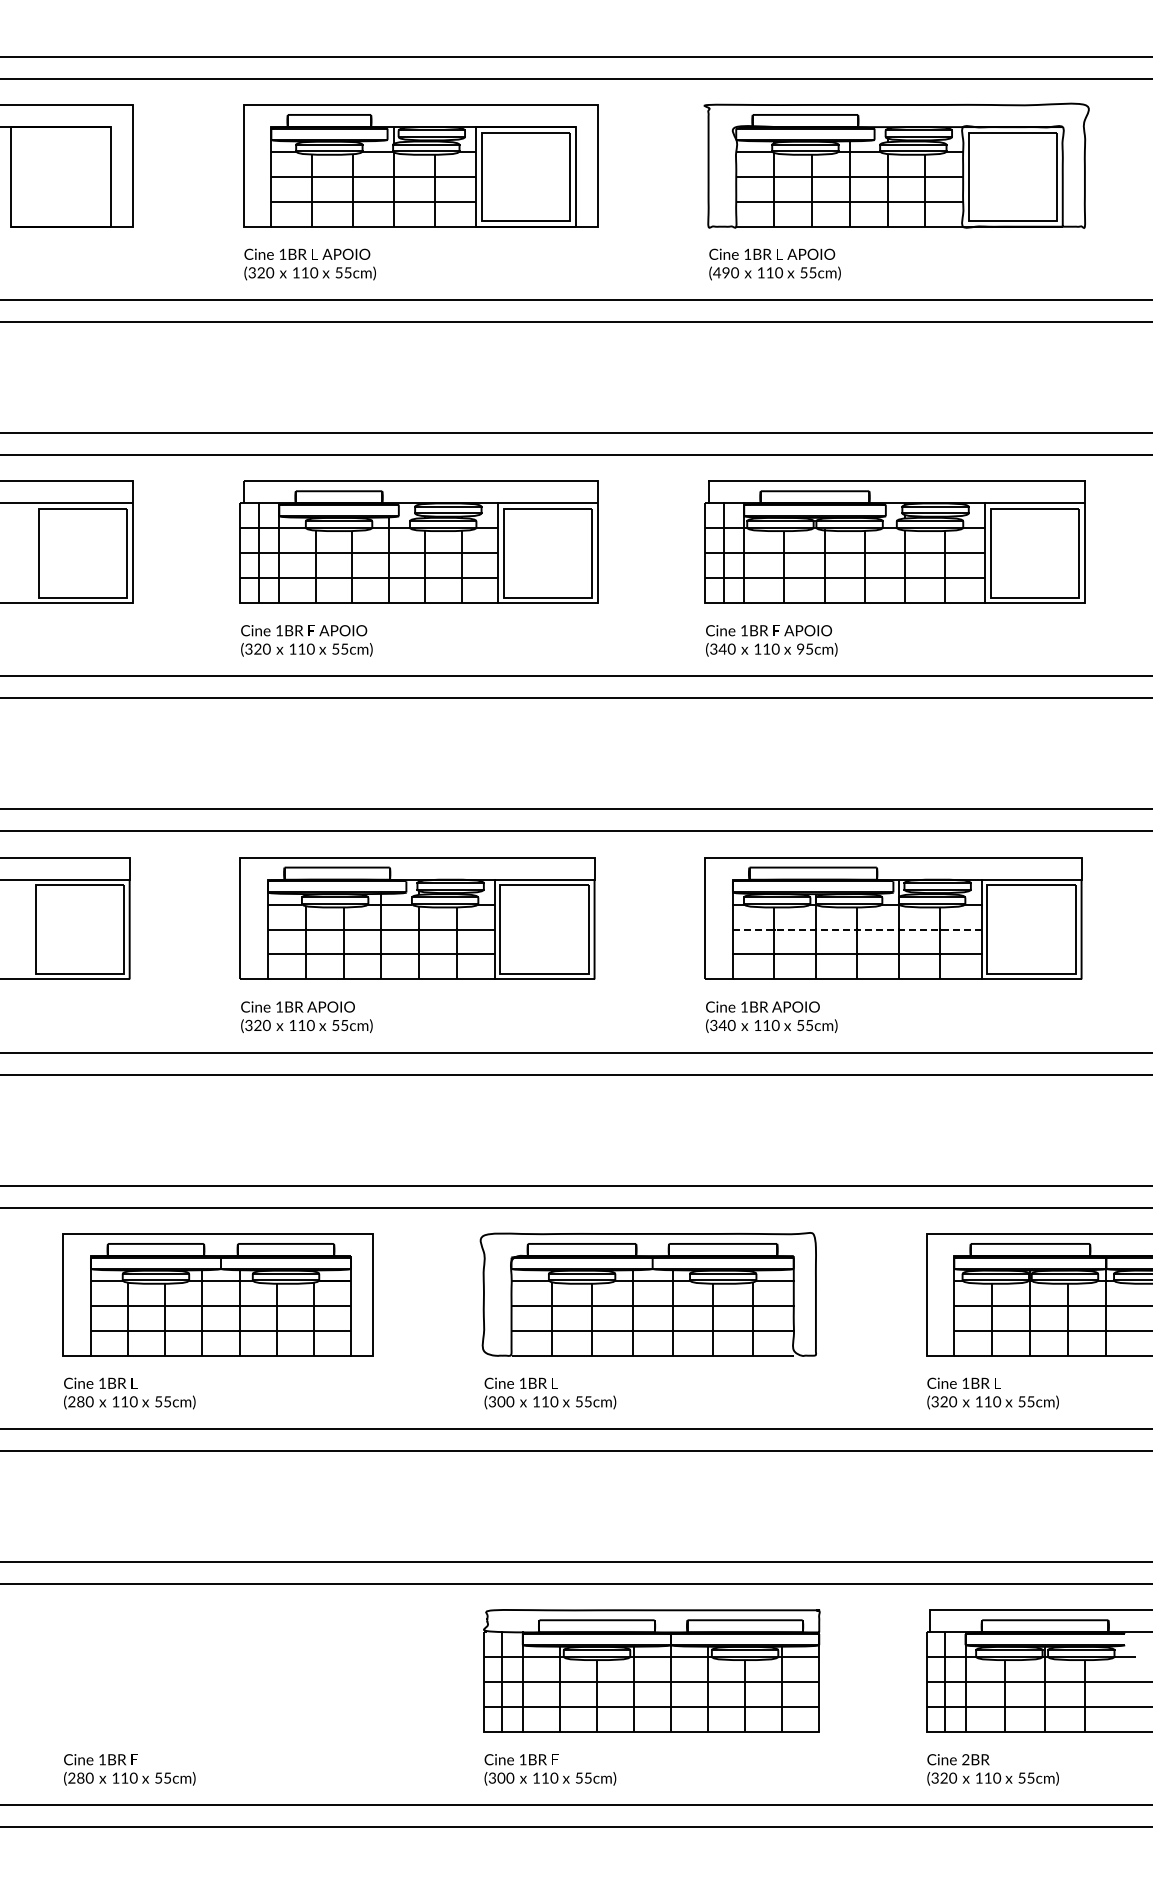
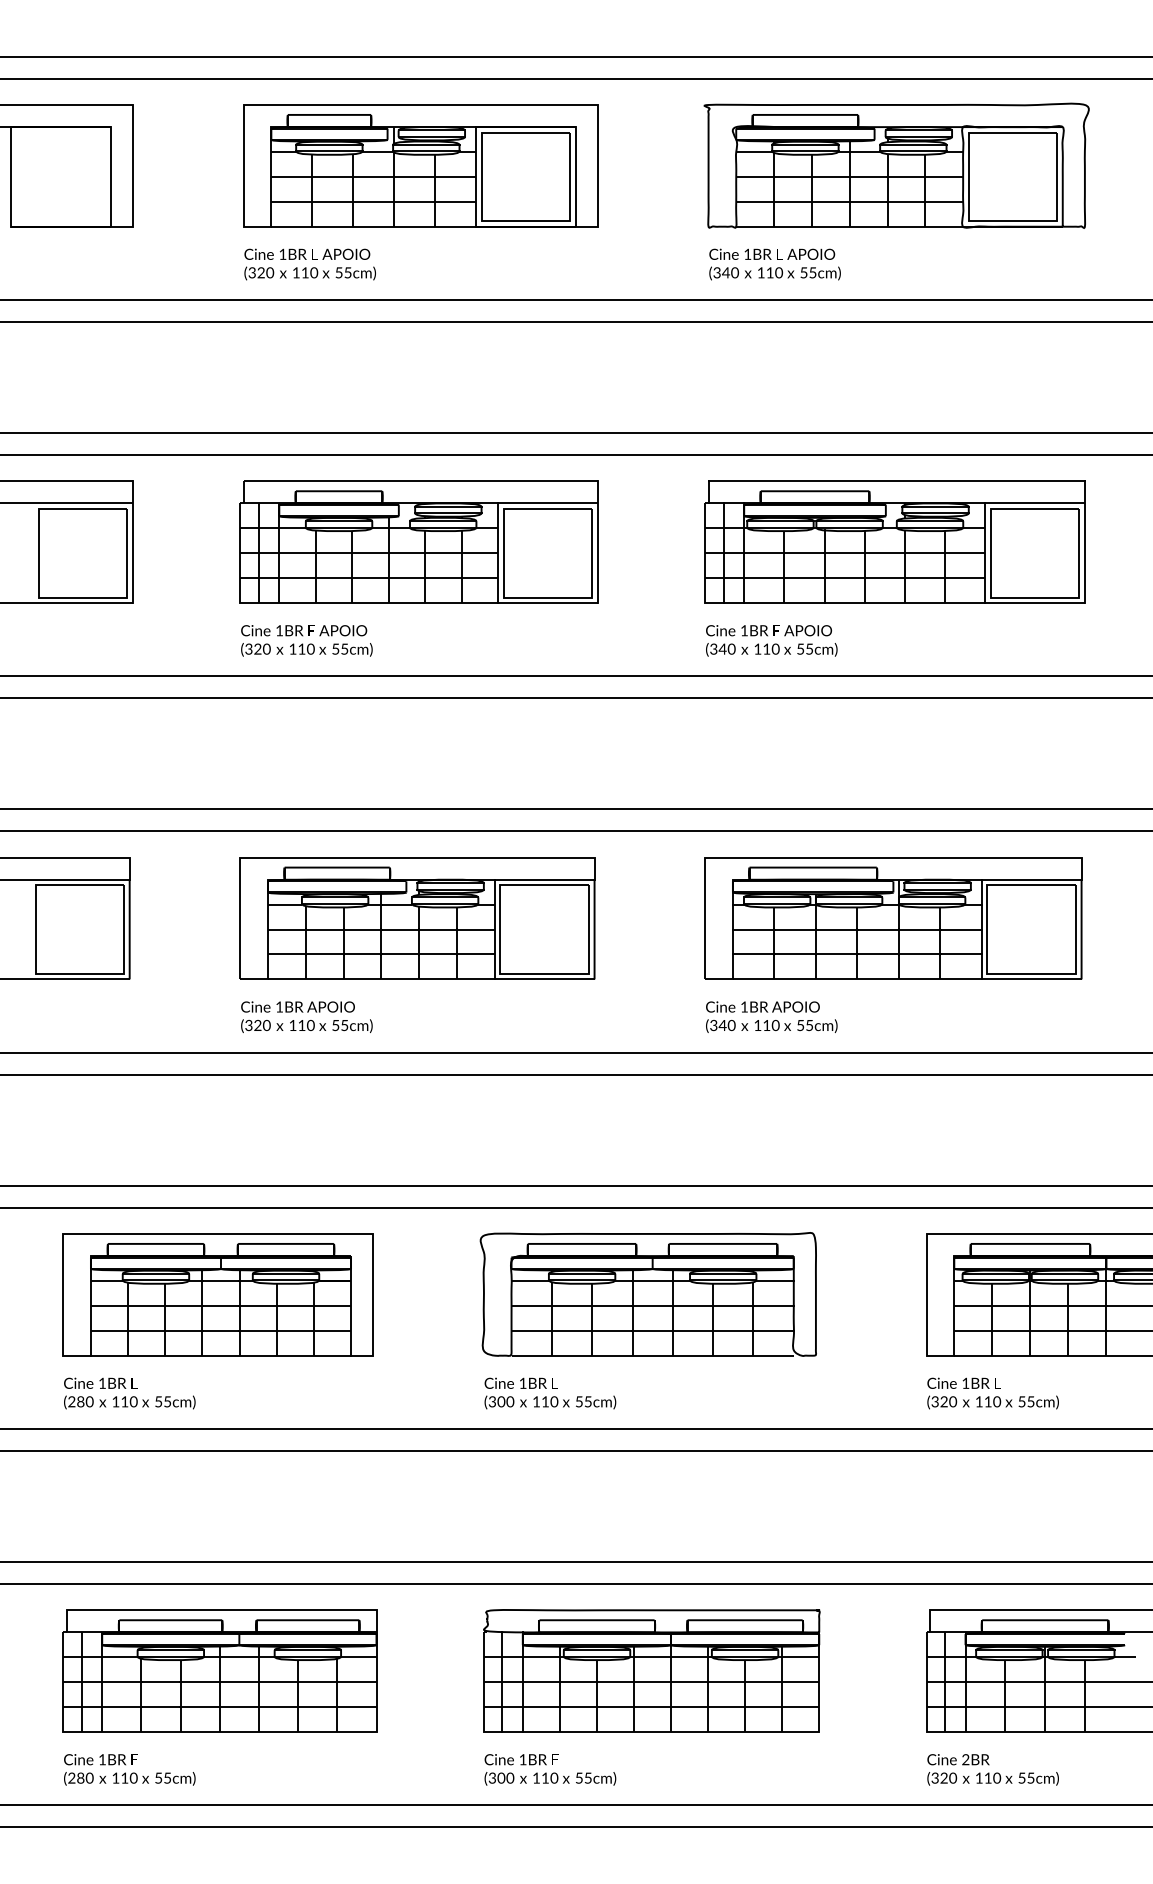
text: (490 -> (340 (721, 272)
text: 95cm) -> 55cm) (800, 648)
line: dashed -> solid (857, 929)
part: none -> present (219, 1670)
